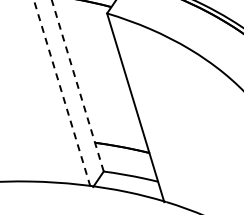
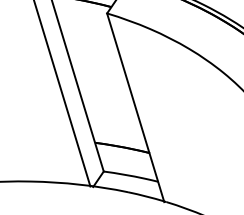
line: dashed -> solid (77, 85)
line: dashed -> solid (62, 93)
